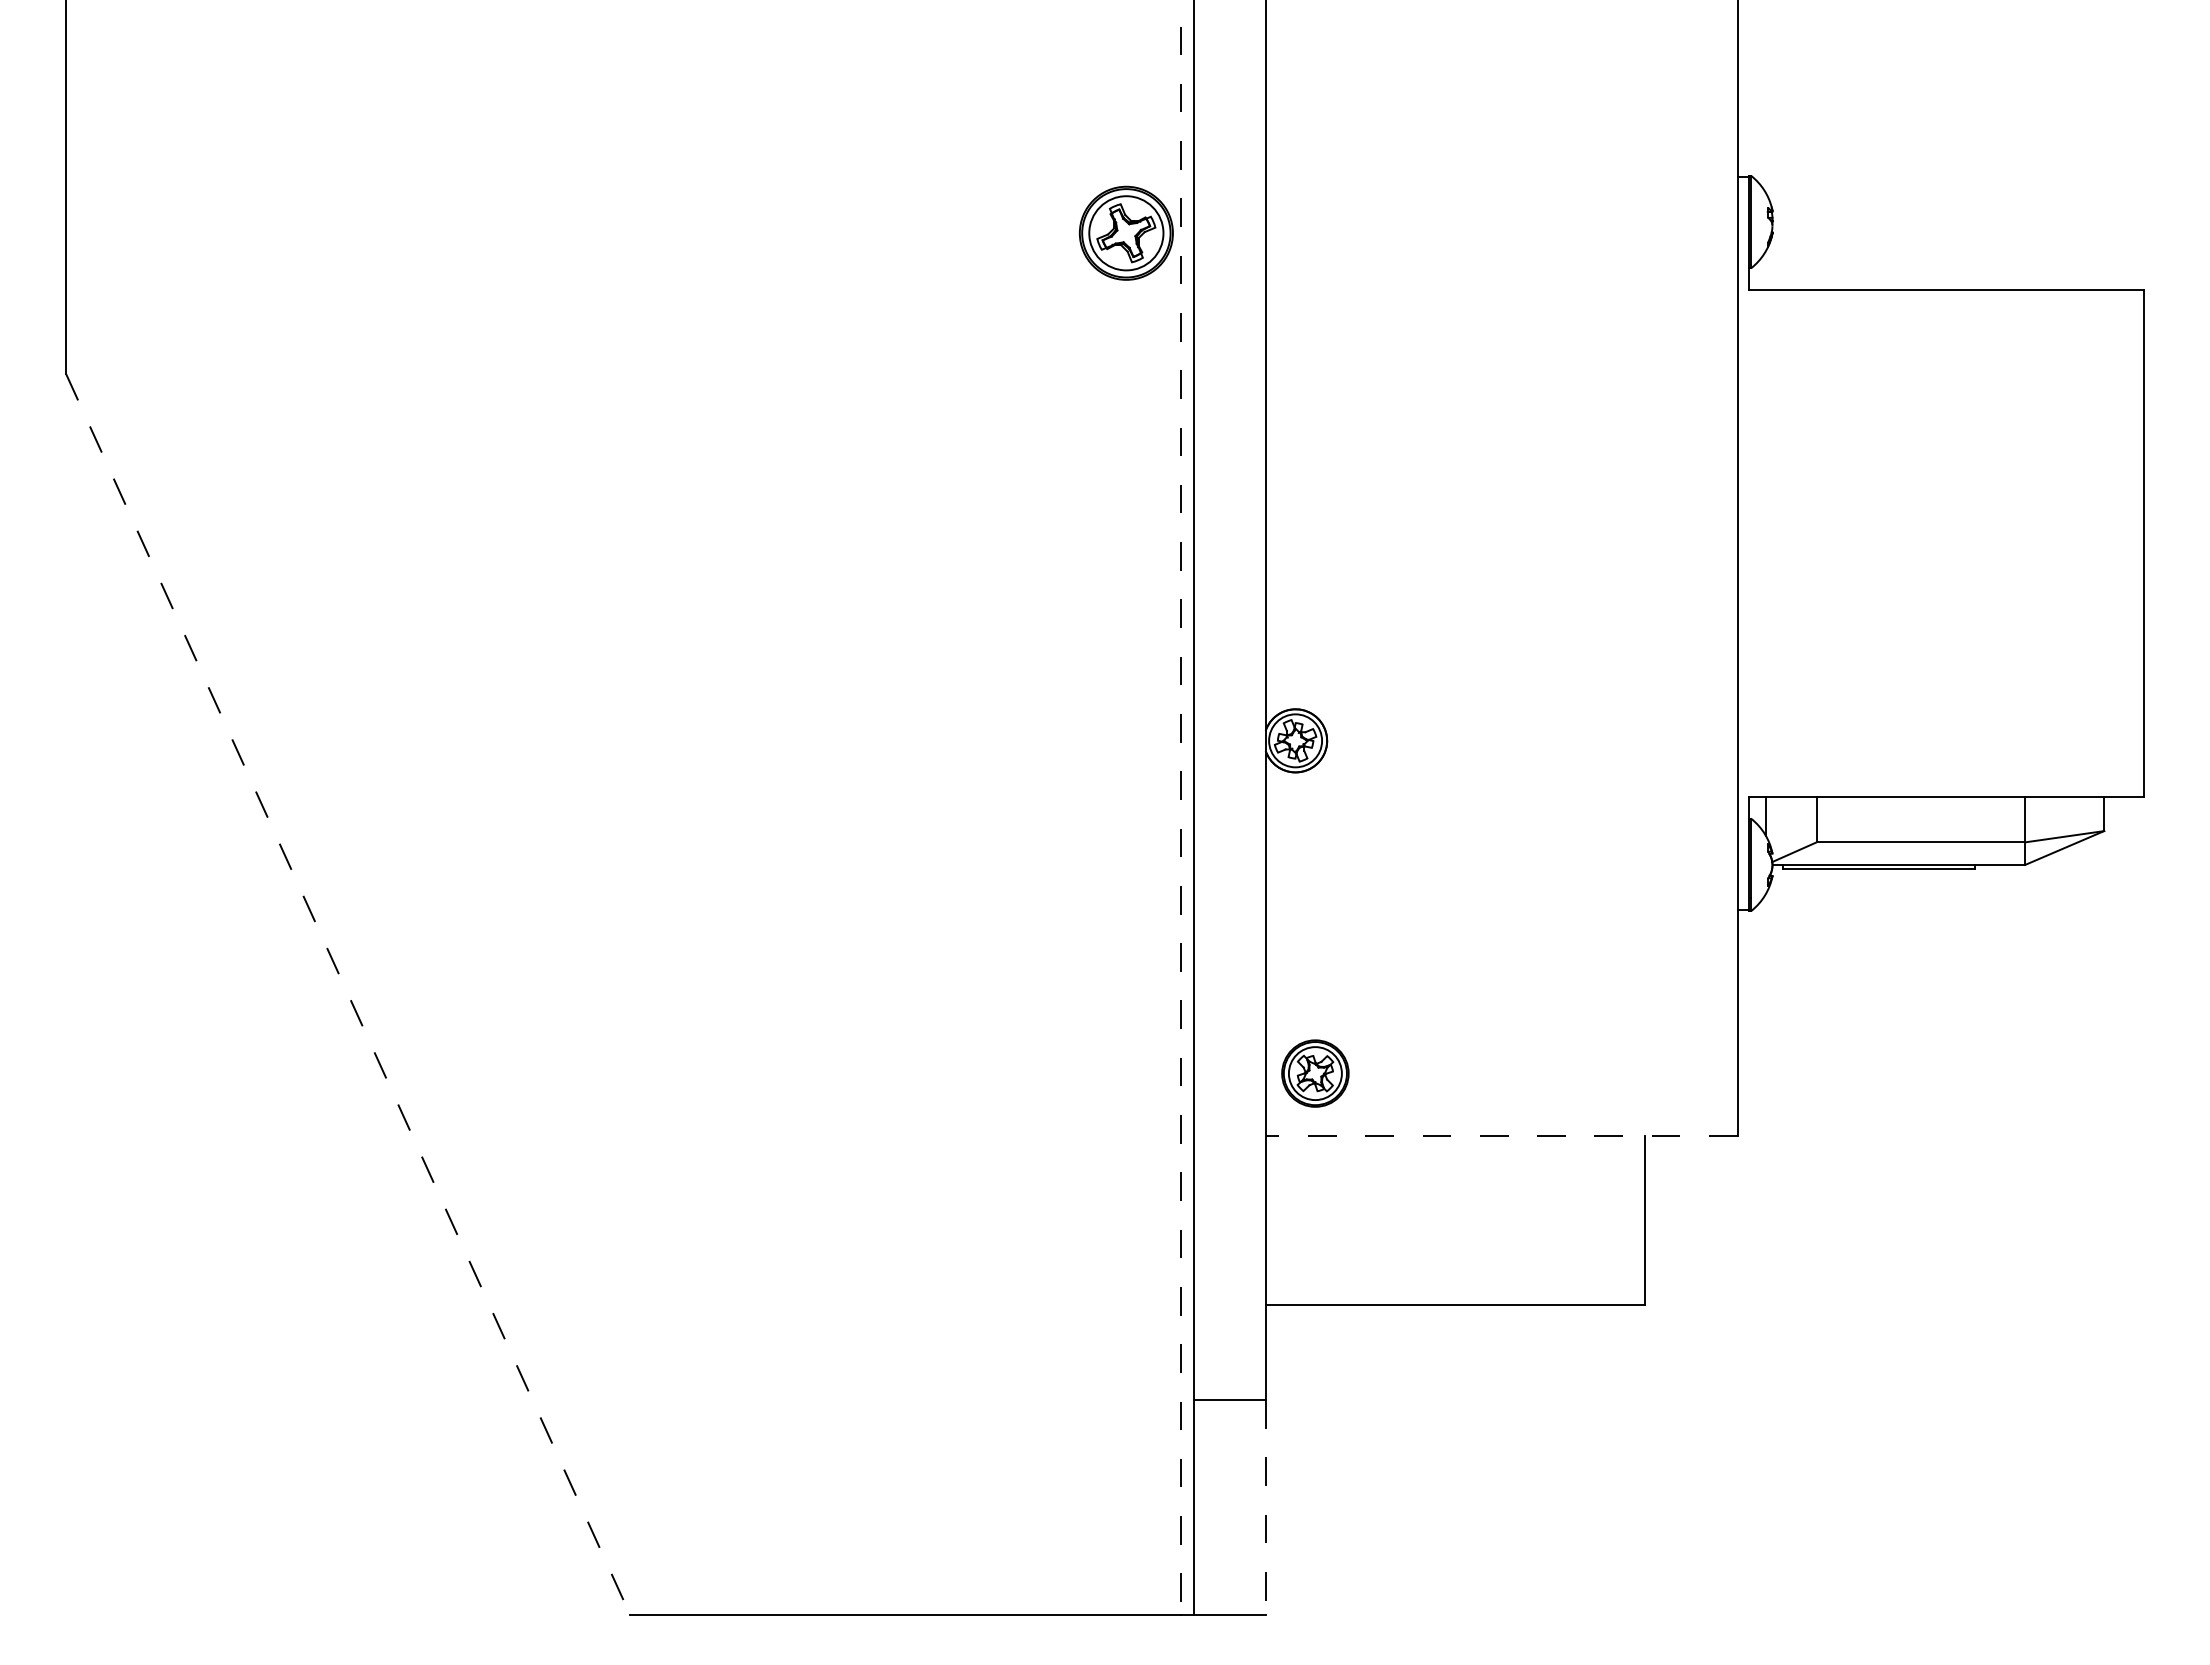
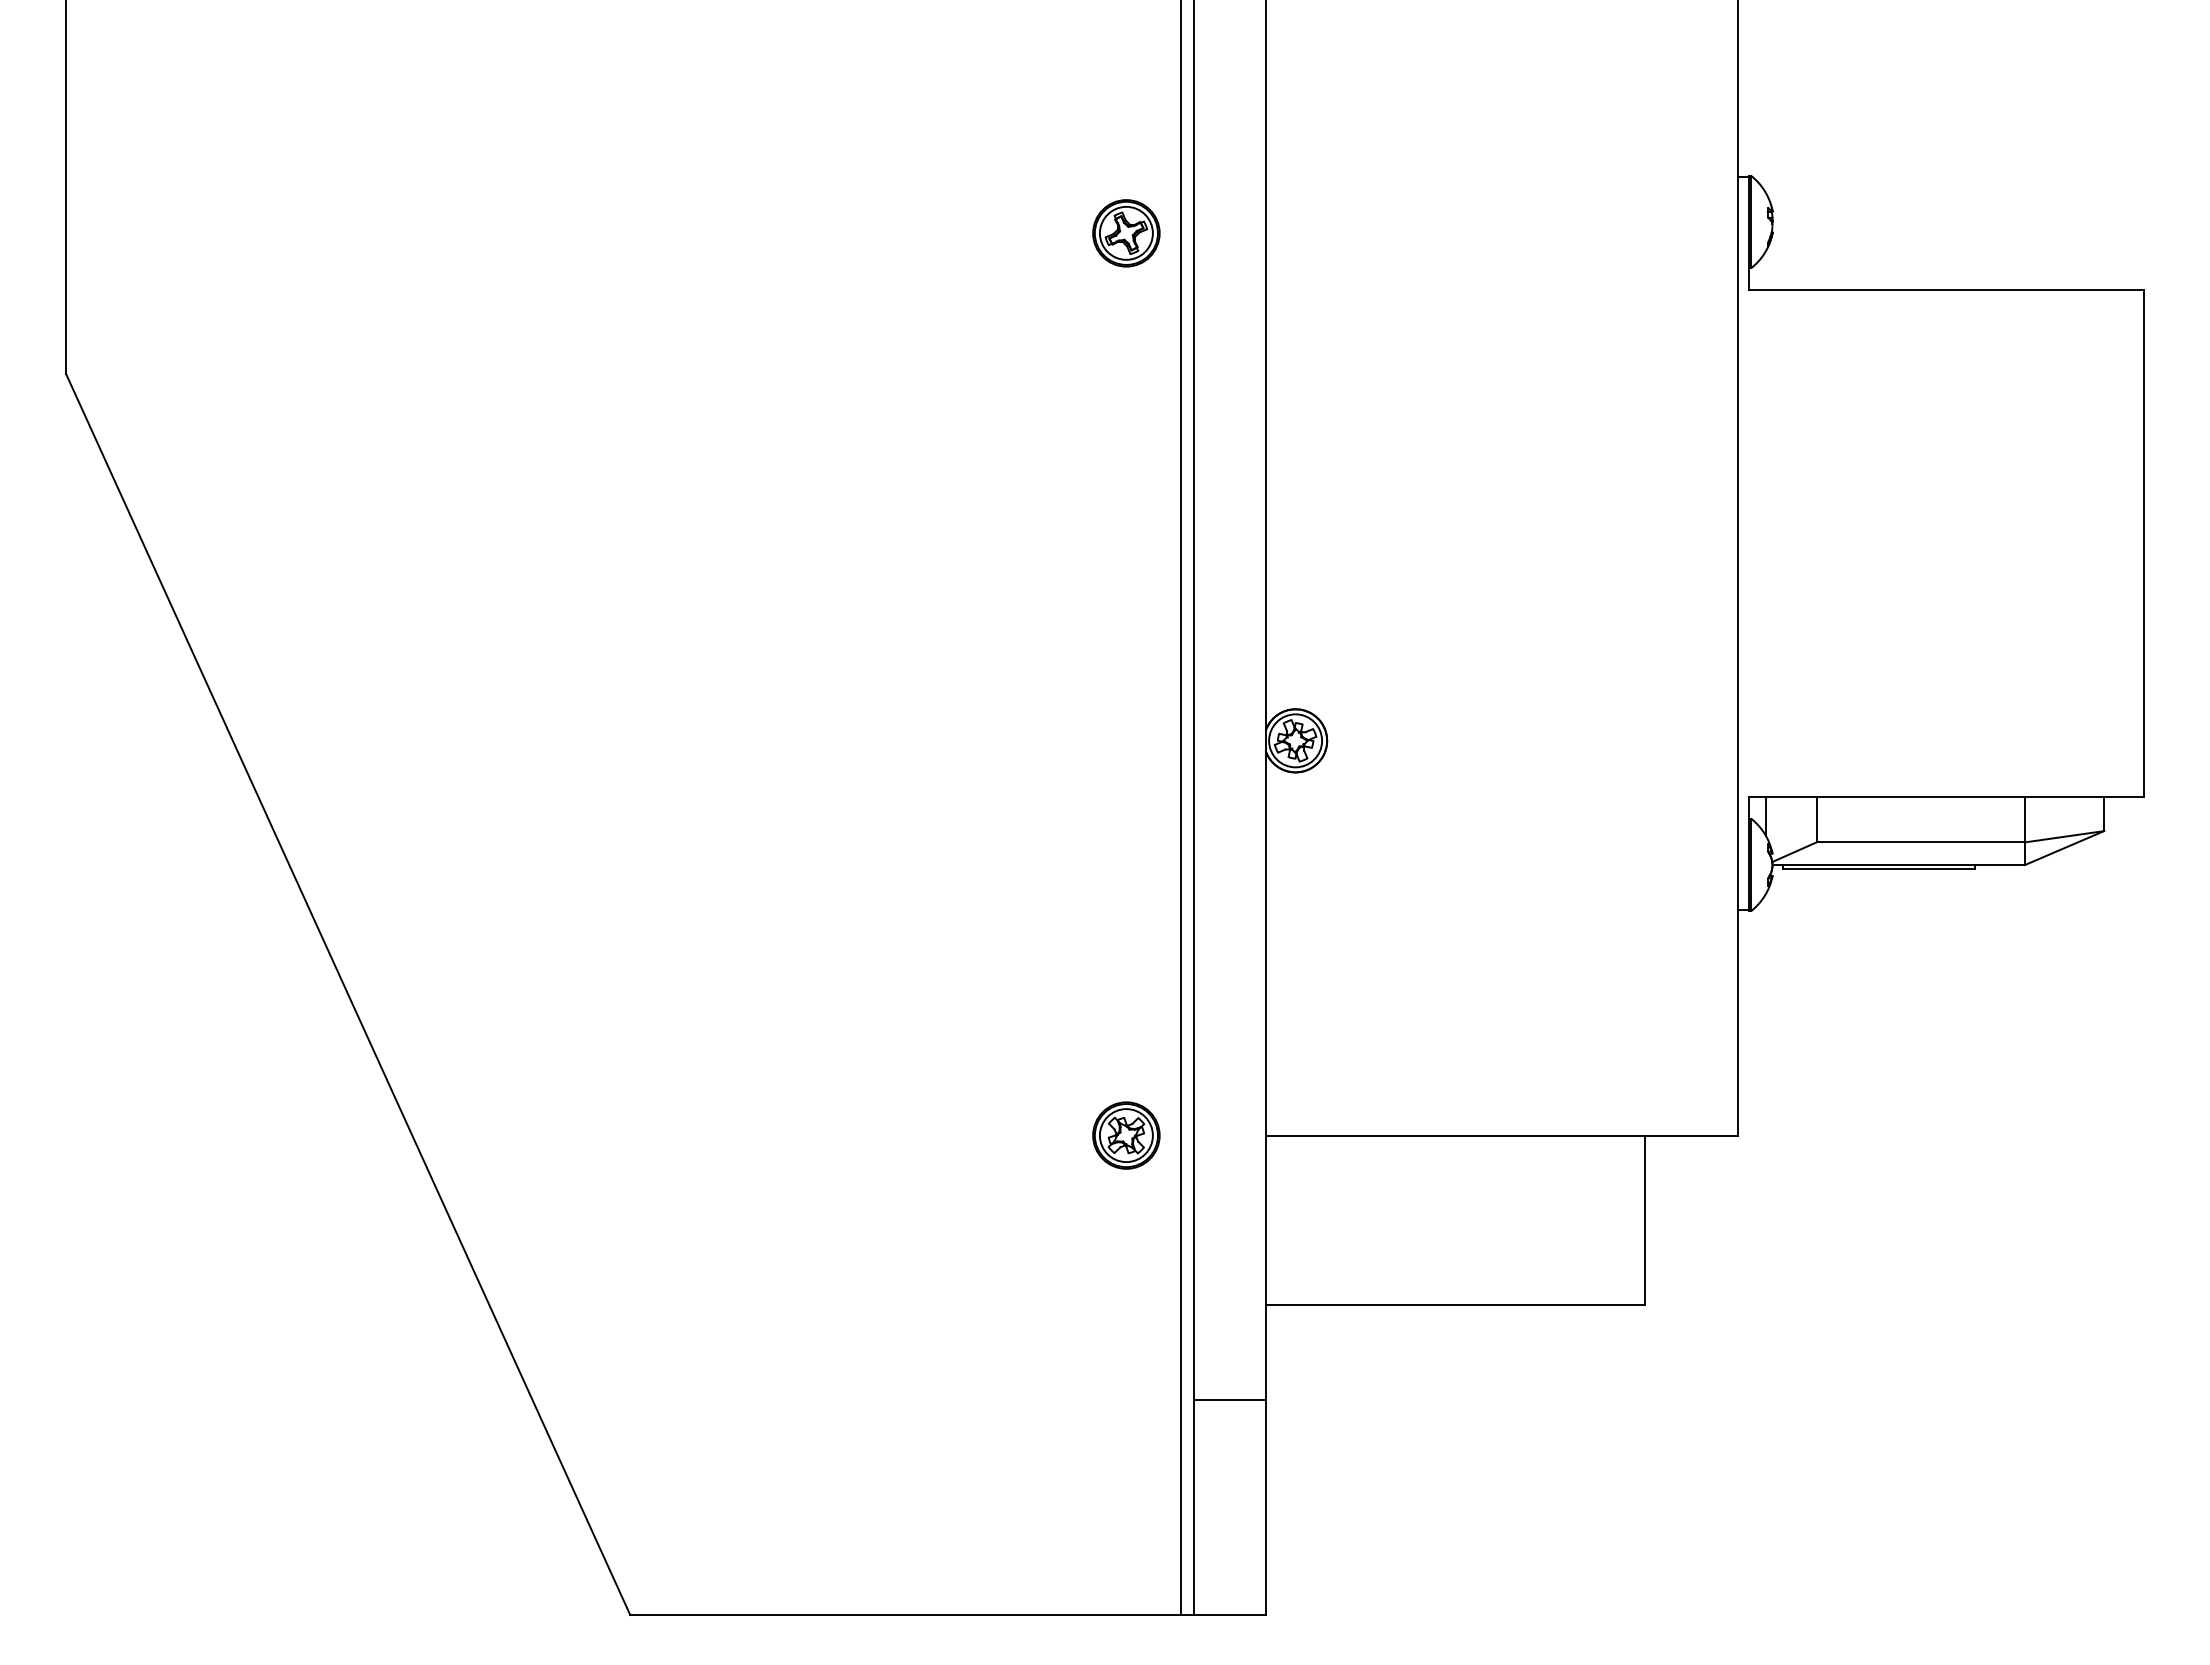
part size: 96x96 px -> 69x69 px (1126, 233)
line: dashed -> solid (1180, 807)
line: dashed -> solid (348, 995)
part position: (1315, 1073) -> (1126, 1135) (1126, 1135)
line: dashed -> solid (1501, 1135)
line: dashed -> solid (1265, 1507)
